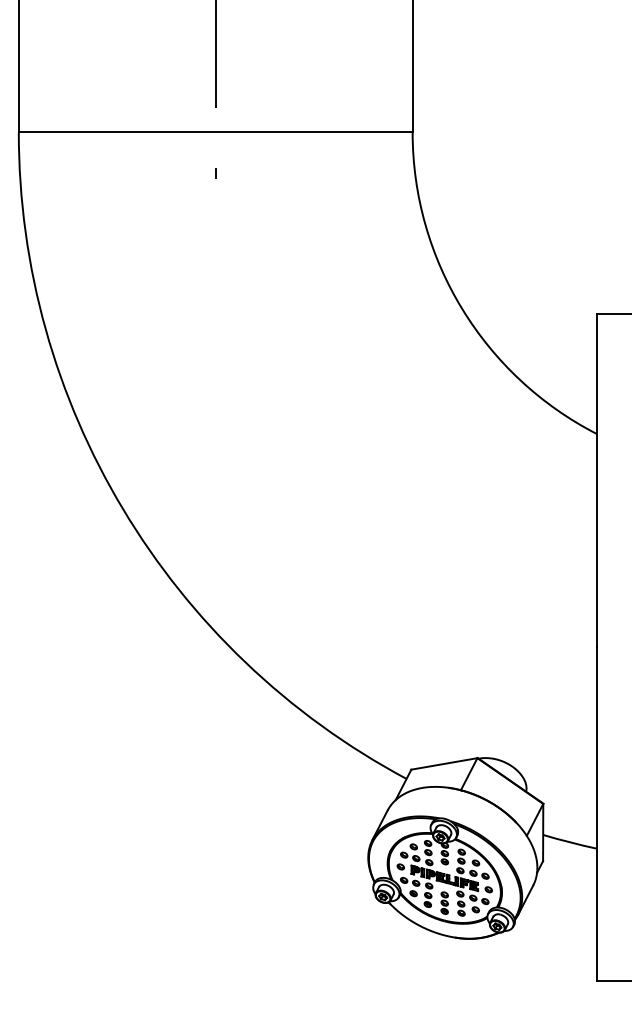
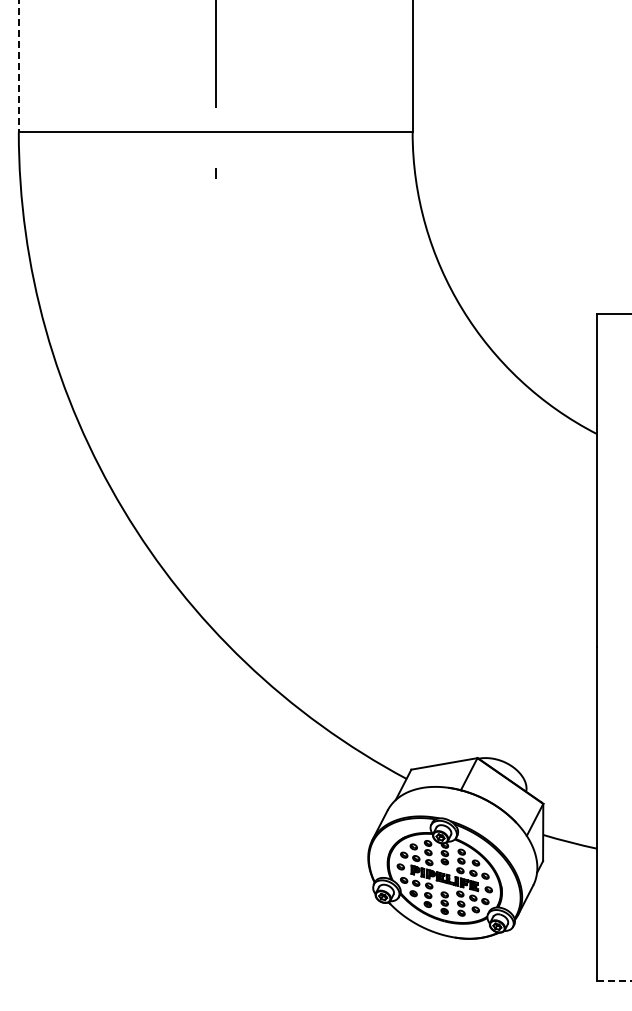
line: solid -> dashed (18, 66)
line: solid -> dashed (614, 980)
